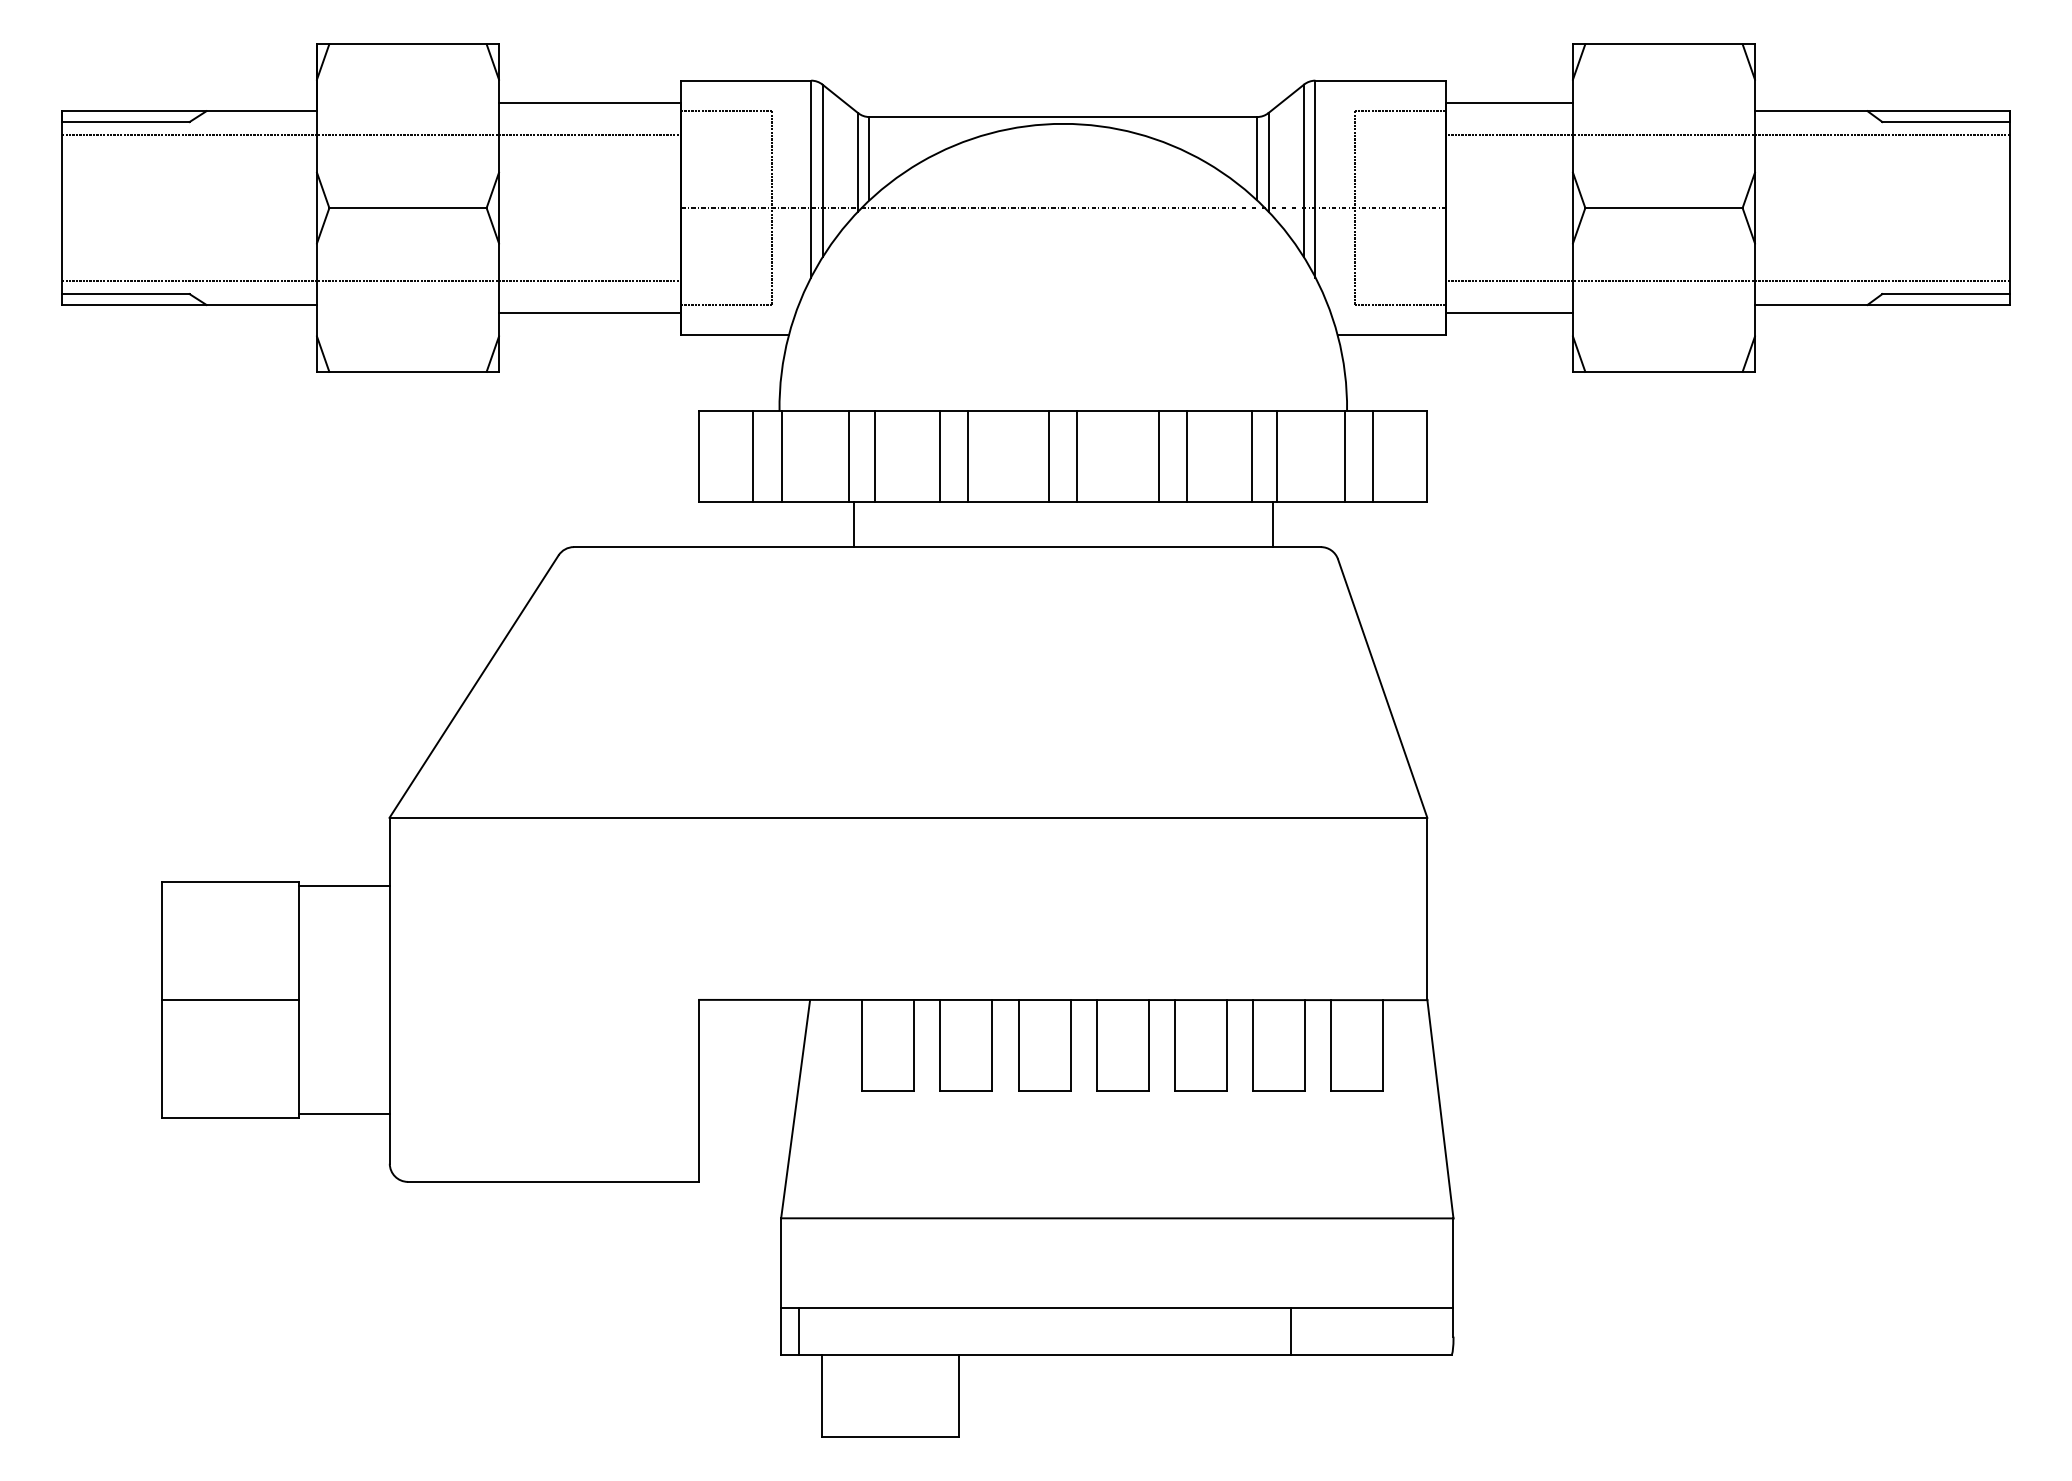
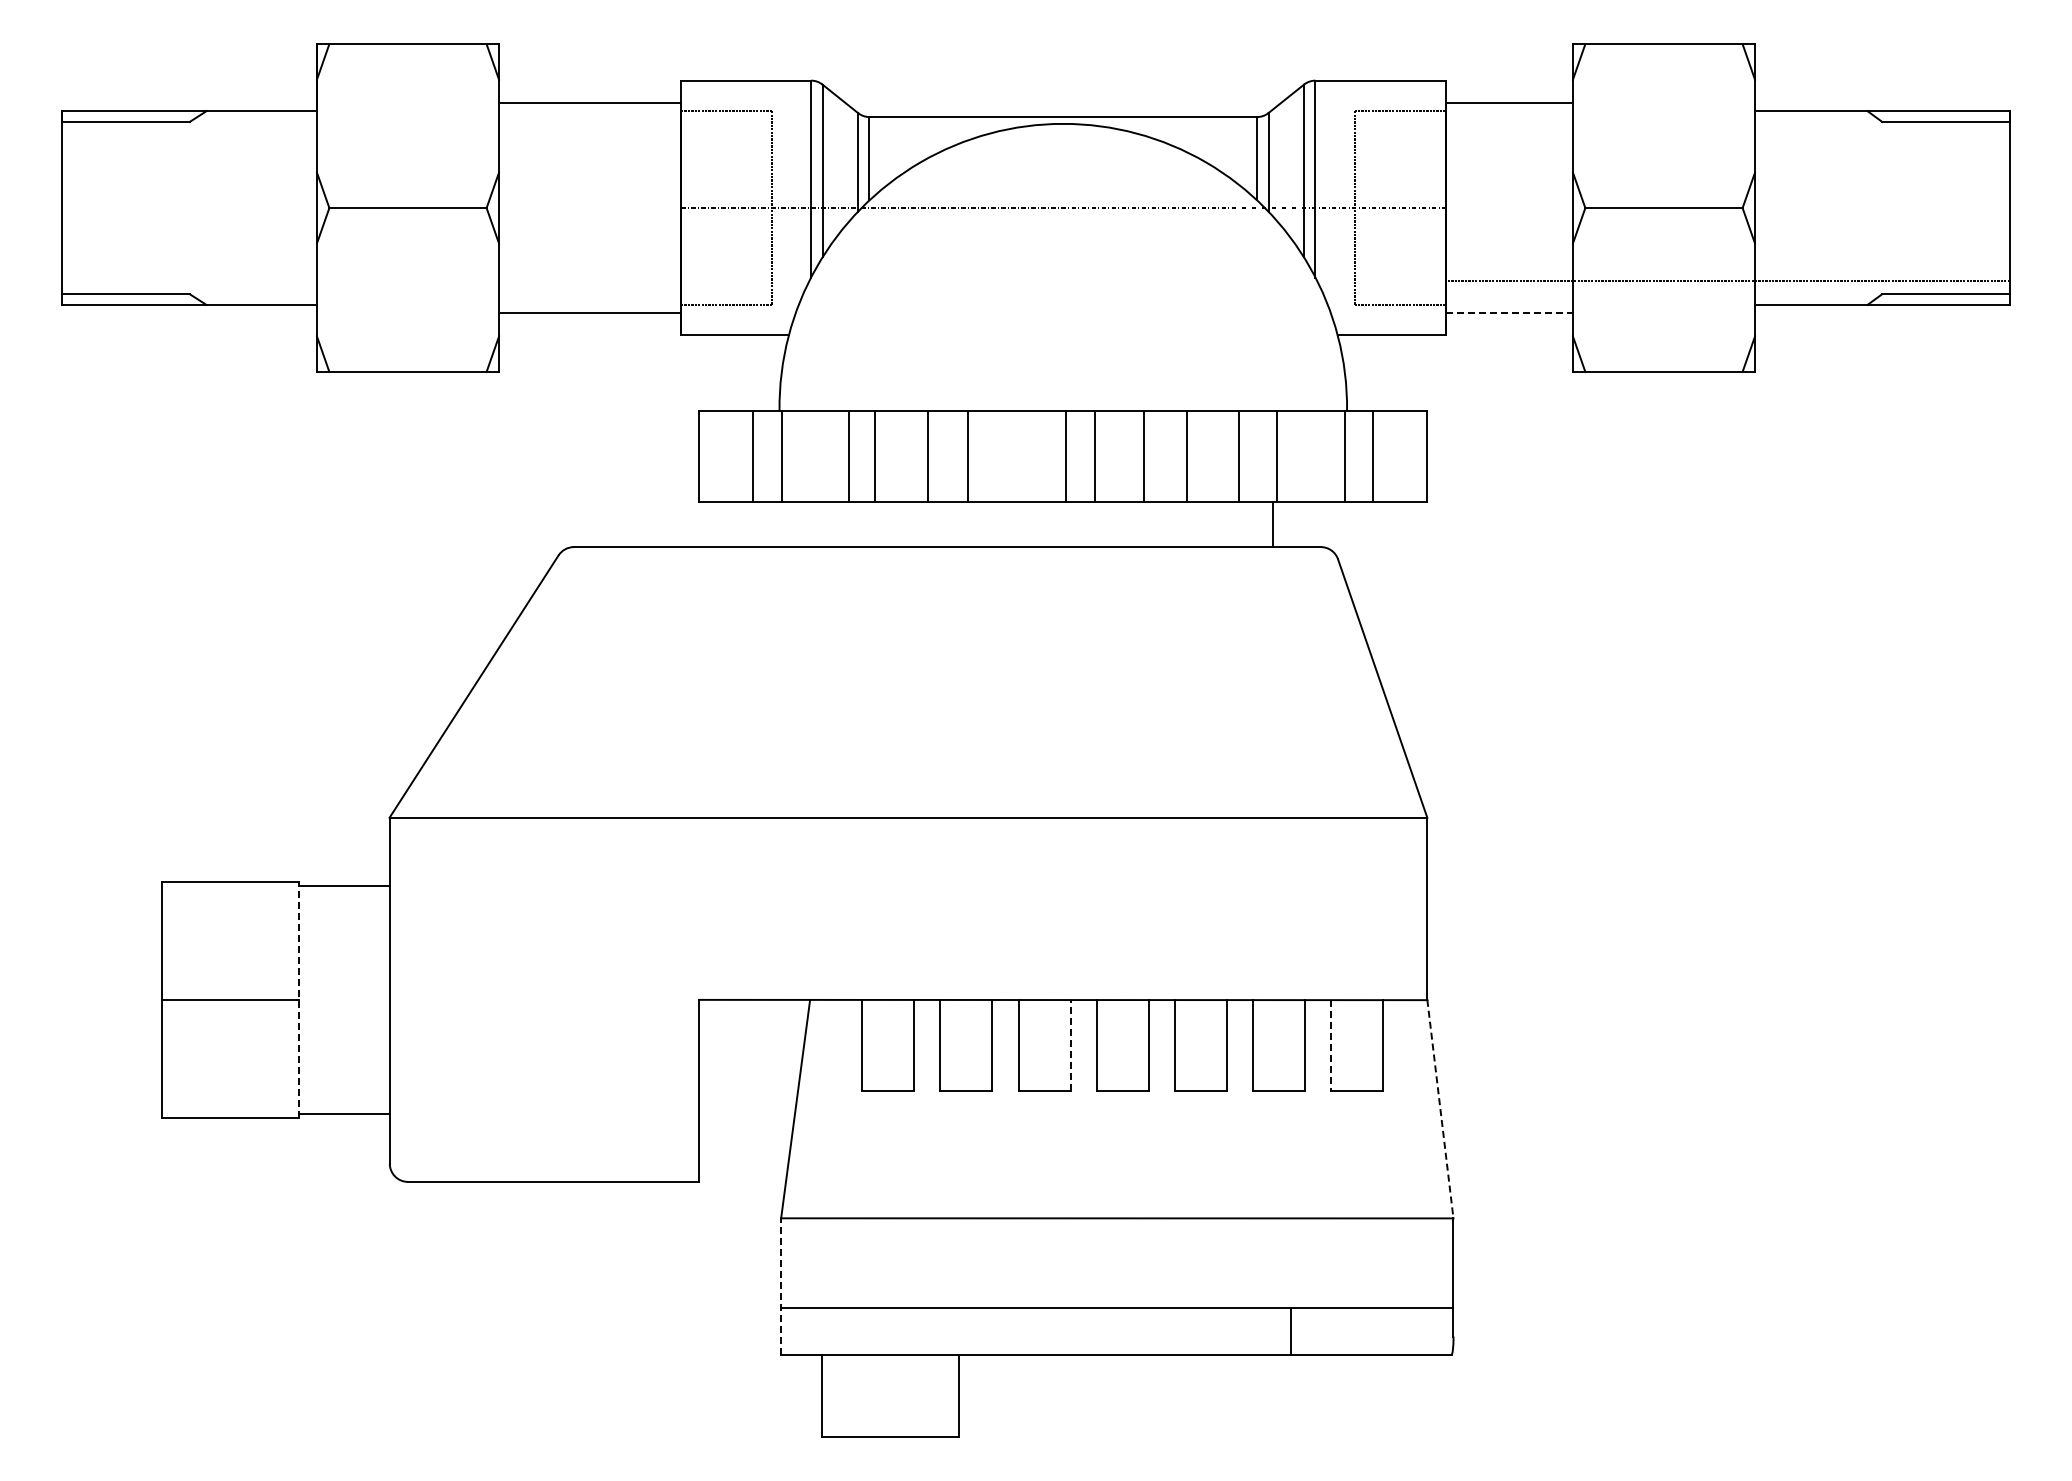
line: present -> none (371, 134)
line: present -> none (1727, 134)
line: present -> none (371, 281)
line: solid -> dashed (1509, 312)
line position: (939, 456) -> (927, 456) (927, 456)
line position: (1049, 456) -> (1066, 456) (1066, 456)
line position: (1077, 456) -> (1095, 456) (1095, 456)
line position: (1158, 456) -> (1143, 456) (1143, 456)
line position: (1251, 456) -> (1238, 456) (1238, 456)
line: present -> none (853, 524)
line: solid -> dashed (298, 999)
line: solid -> dashed (1070, 1045)
line: solid -> dashed (1331, 1045)
line: solid -> dashed (1440, 1109)
line: solid -> dashed (781, 1286)
line: present -> none (799, 1330)
